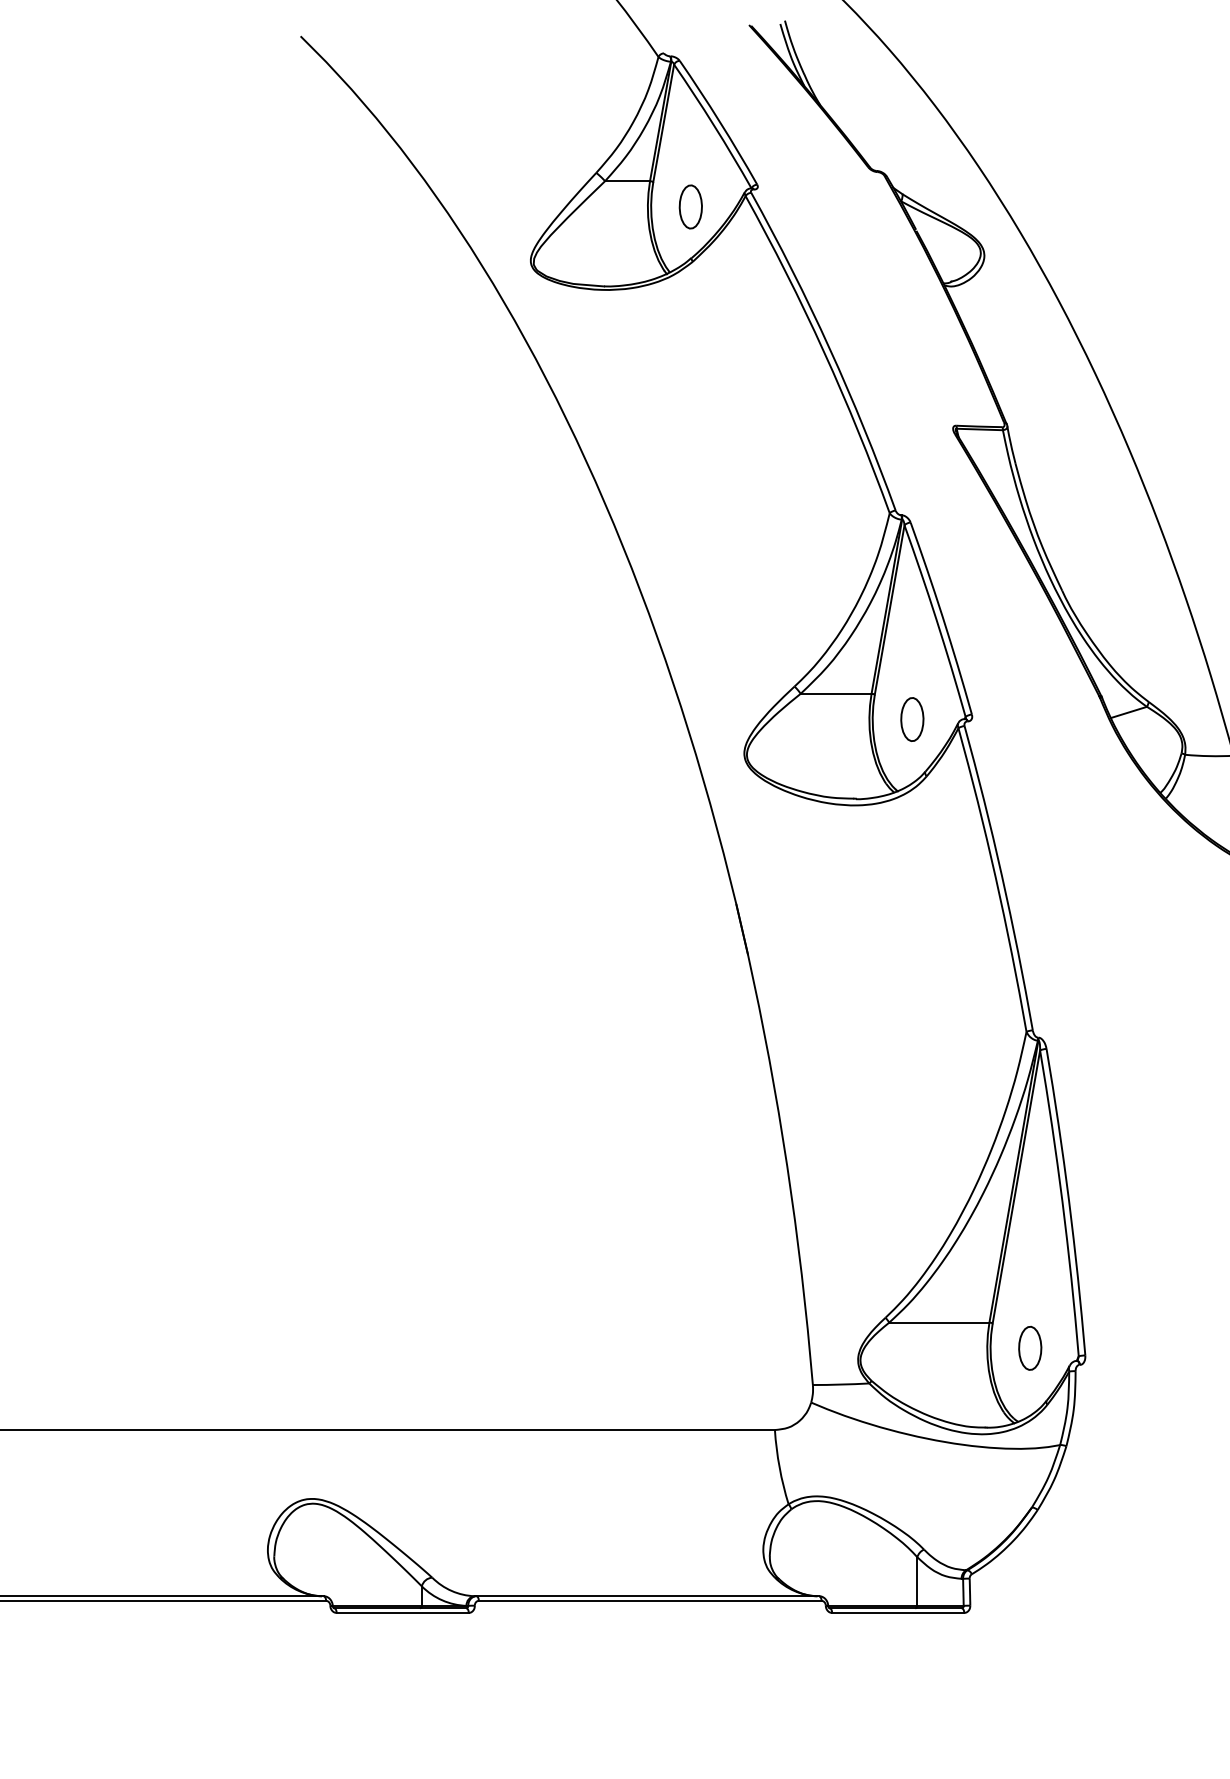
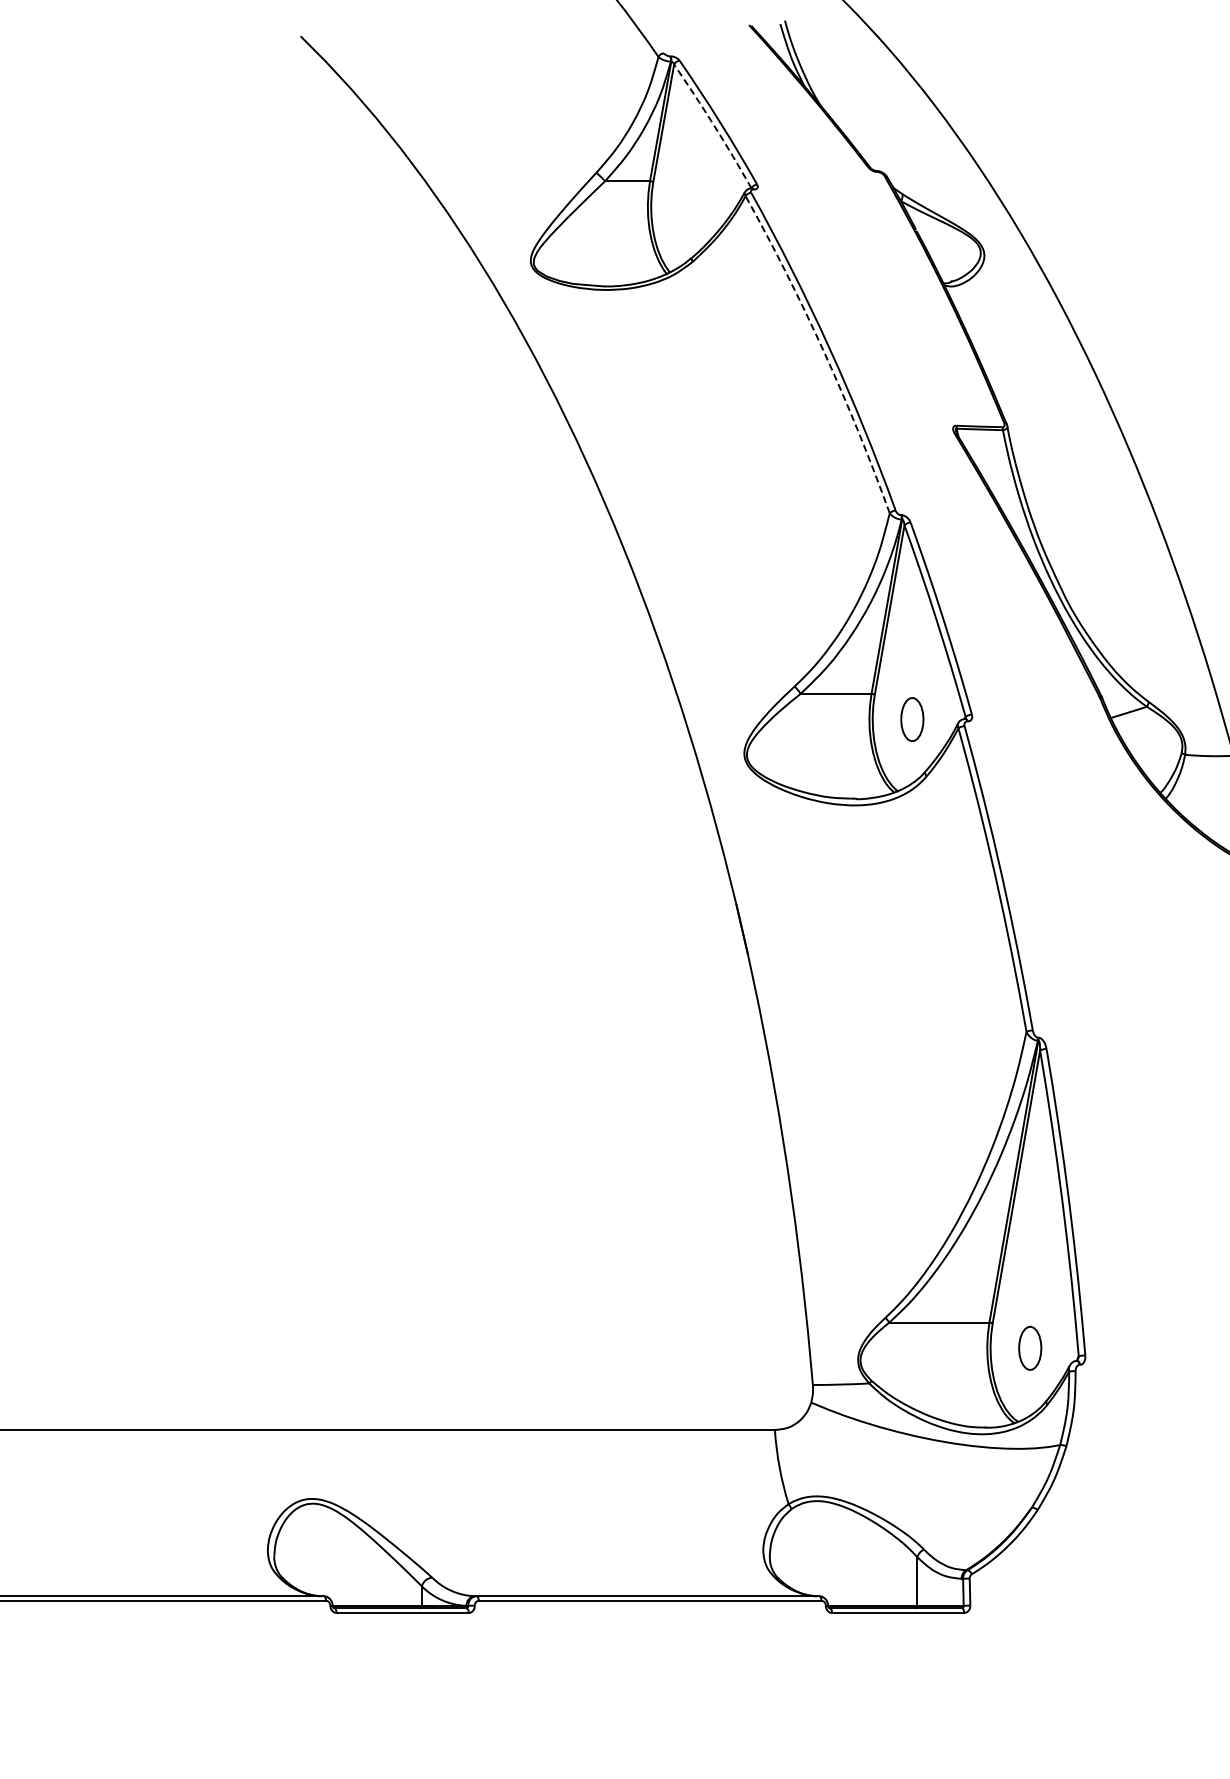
arc: solid -> dashed (714, 125)
part: present -> none (690, 206)
arc: solid -> dashed (824, 351)
